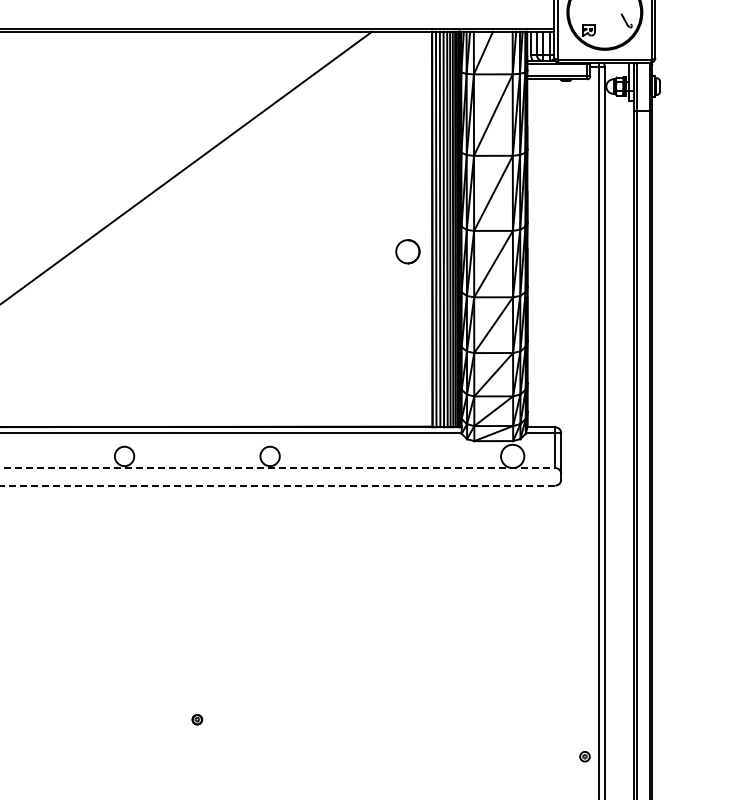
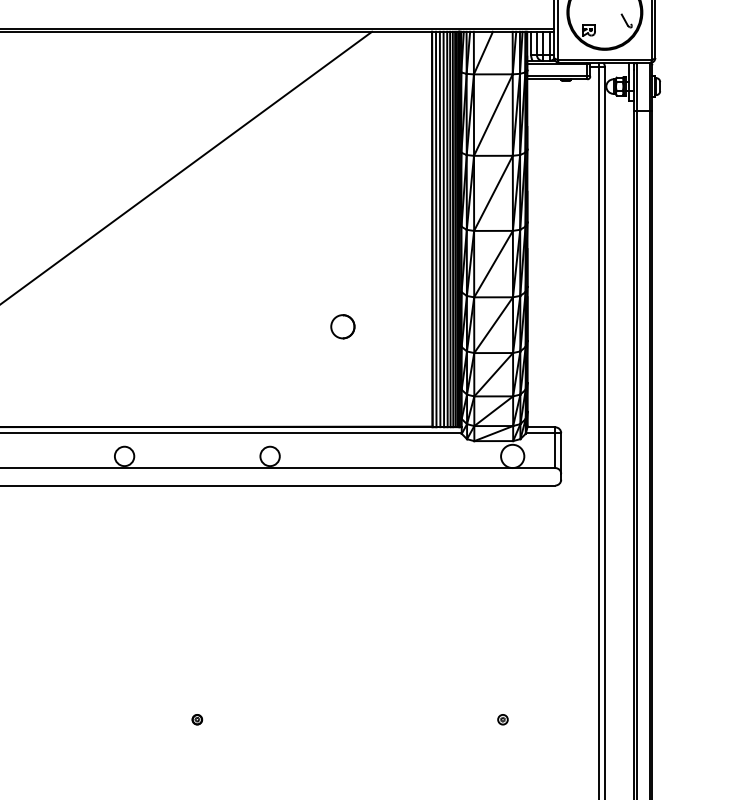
circle position: (407, 251) -> (342, 326) (342, 326)
line: dashed -> solid (277, 468)
line: dashed -> solid (277, 485)
part position: (584, 756) -> (502, 719) (502, 719)
